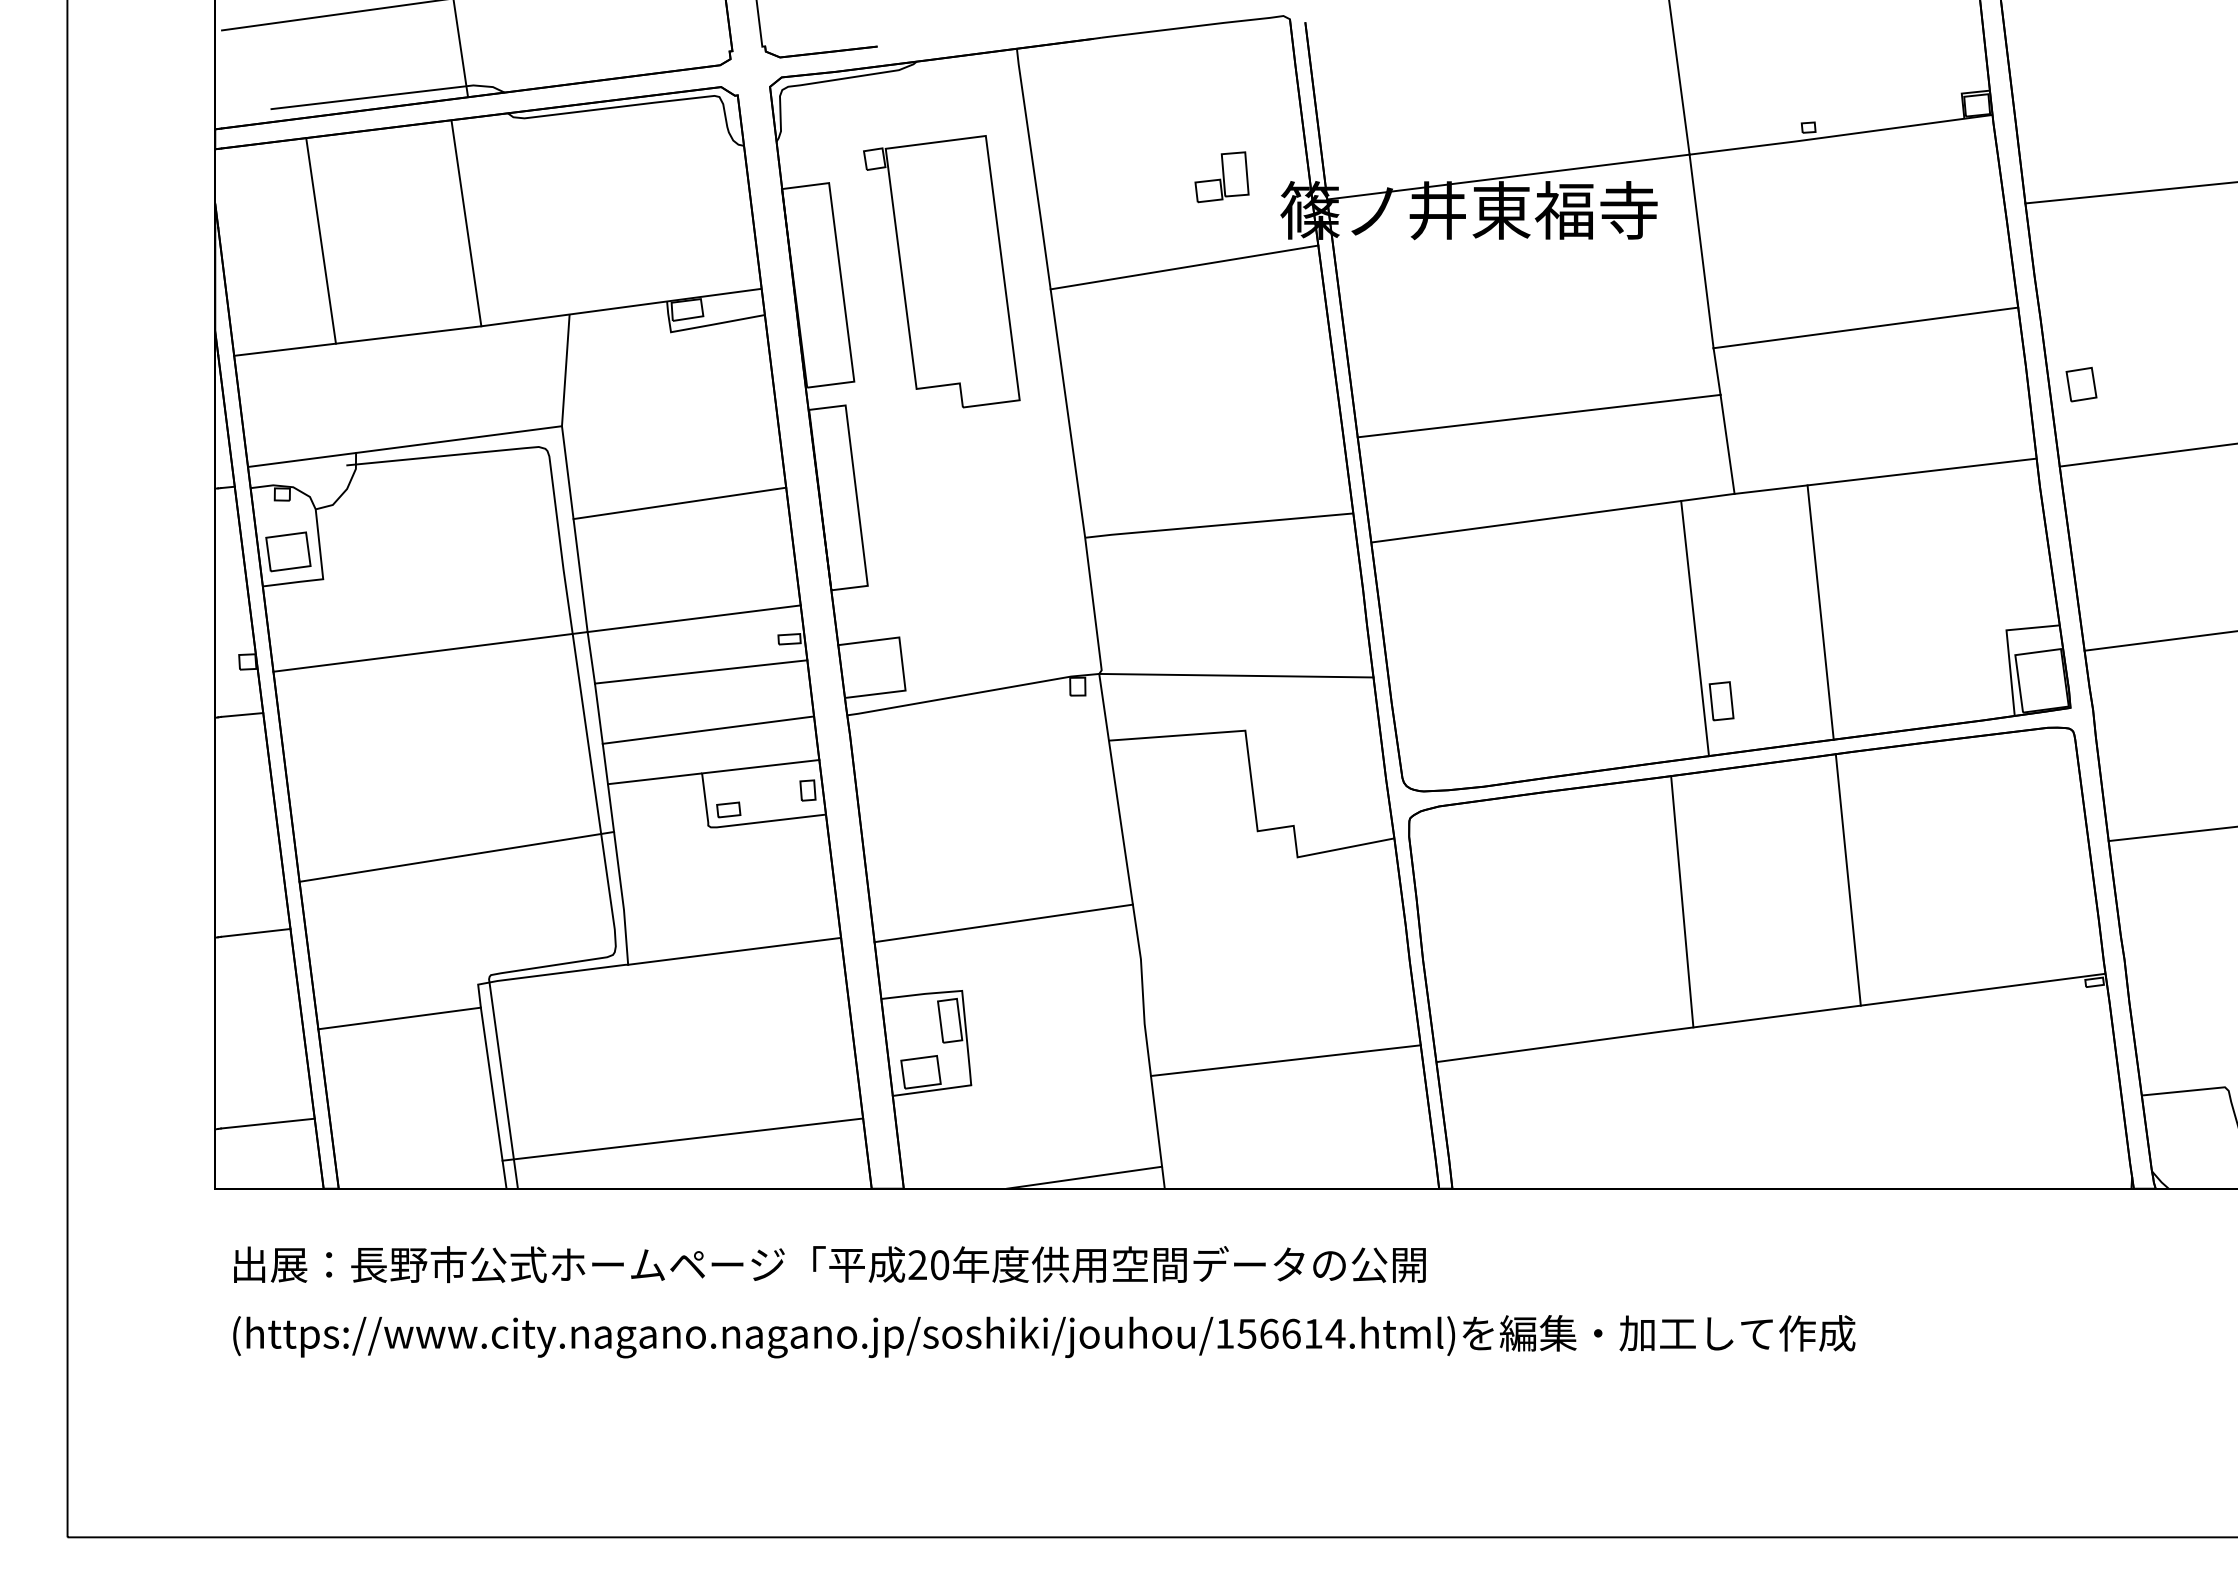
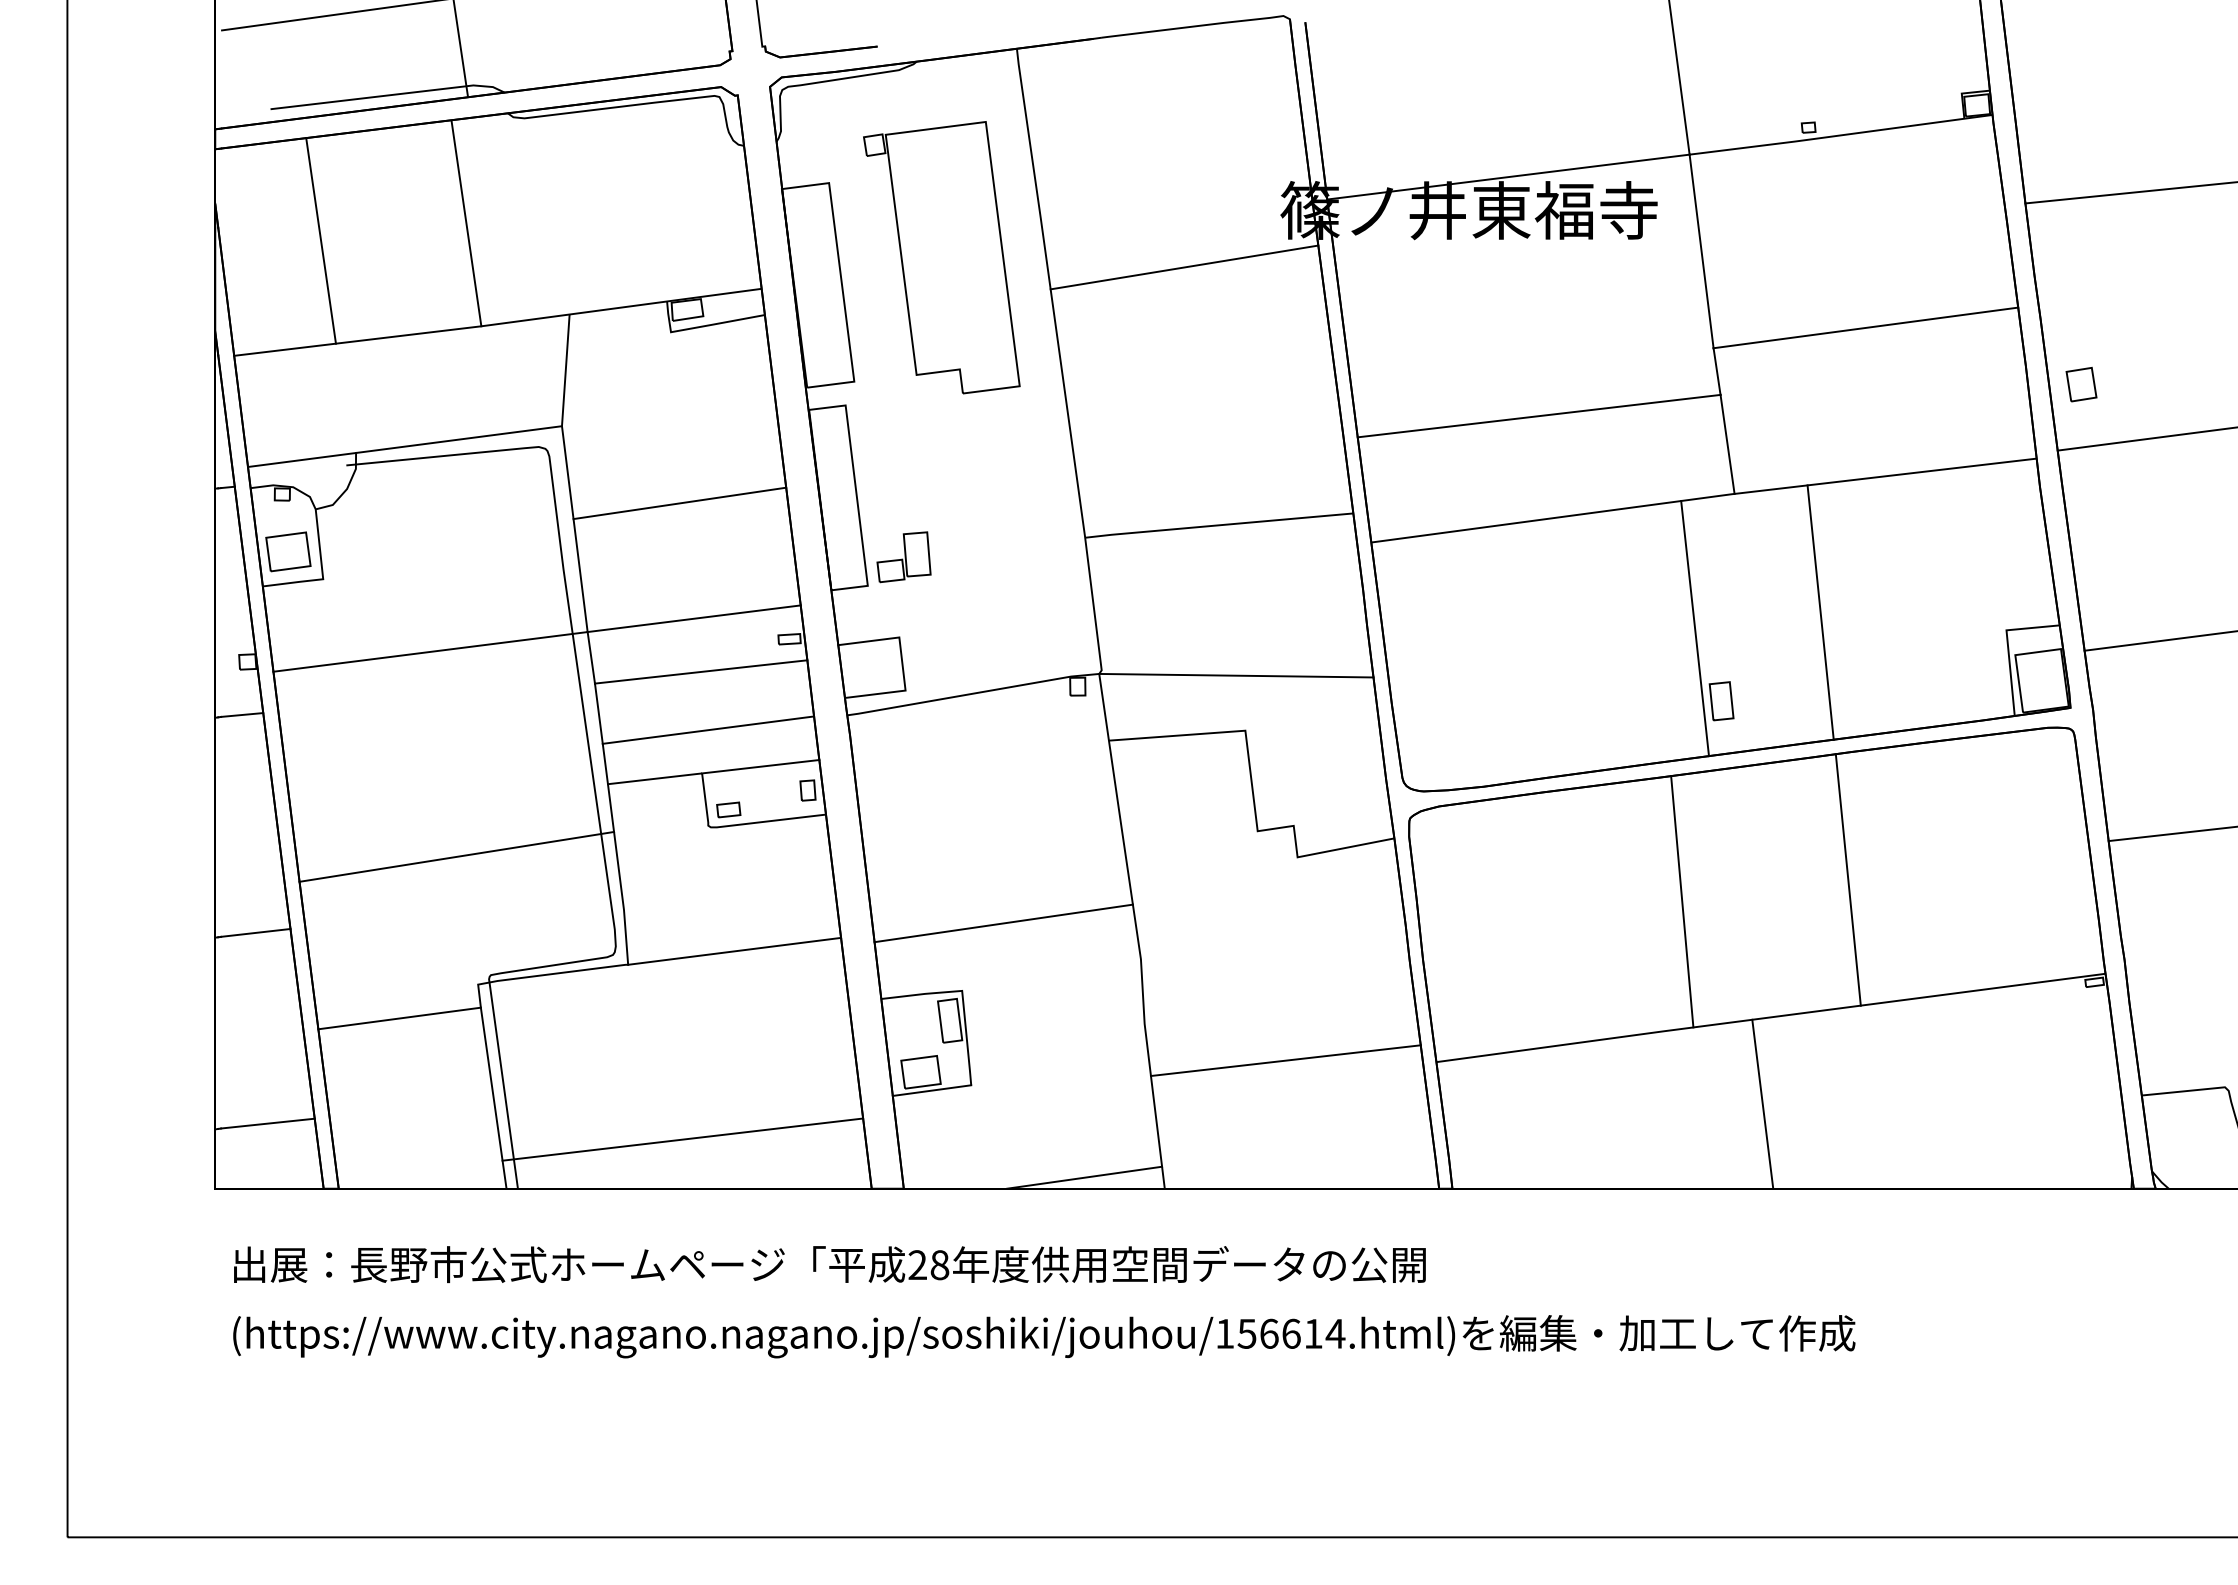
part position: (1221, 177) -> (903, 557) (903, 557)
part position: (941, 271) -> (941, 257) (941, 257)
line position: (2146, 455) -> (2145, 438) (2145, 438)
line: none -> present (1762, 1103)
text: 20 -> 28 (939, 1265)
